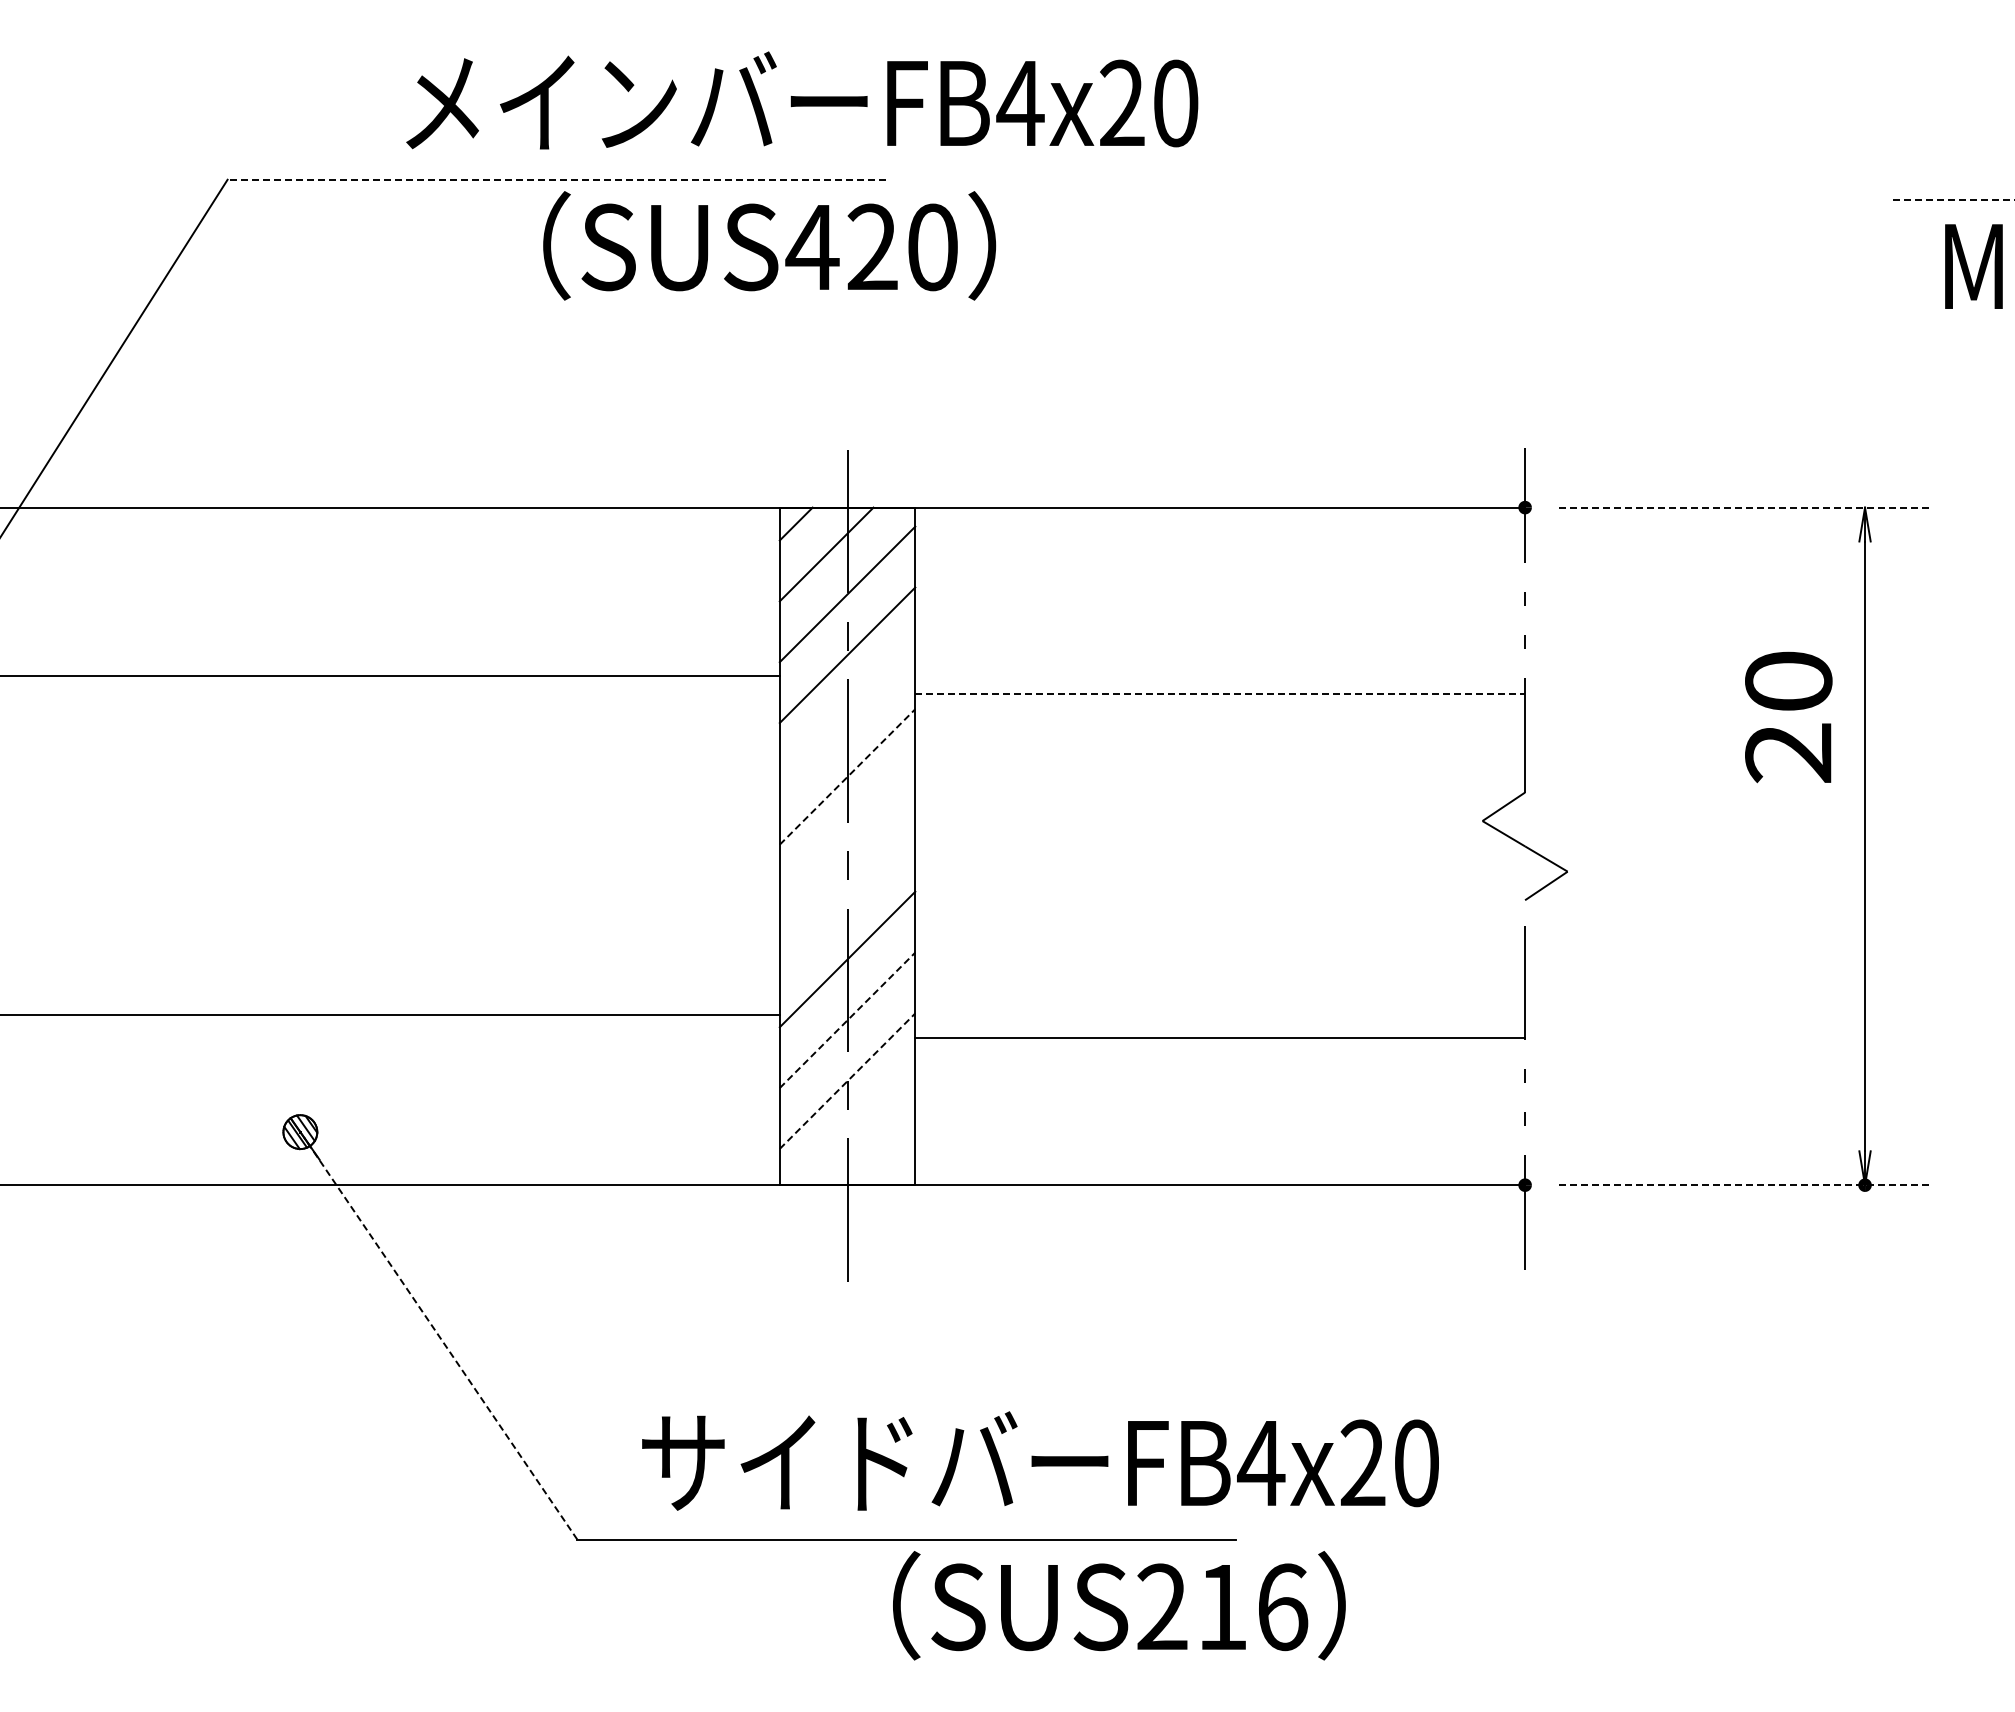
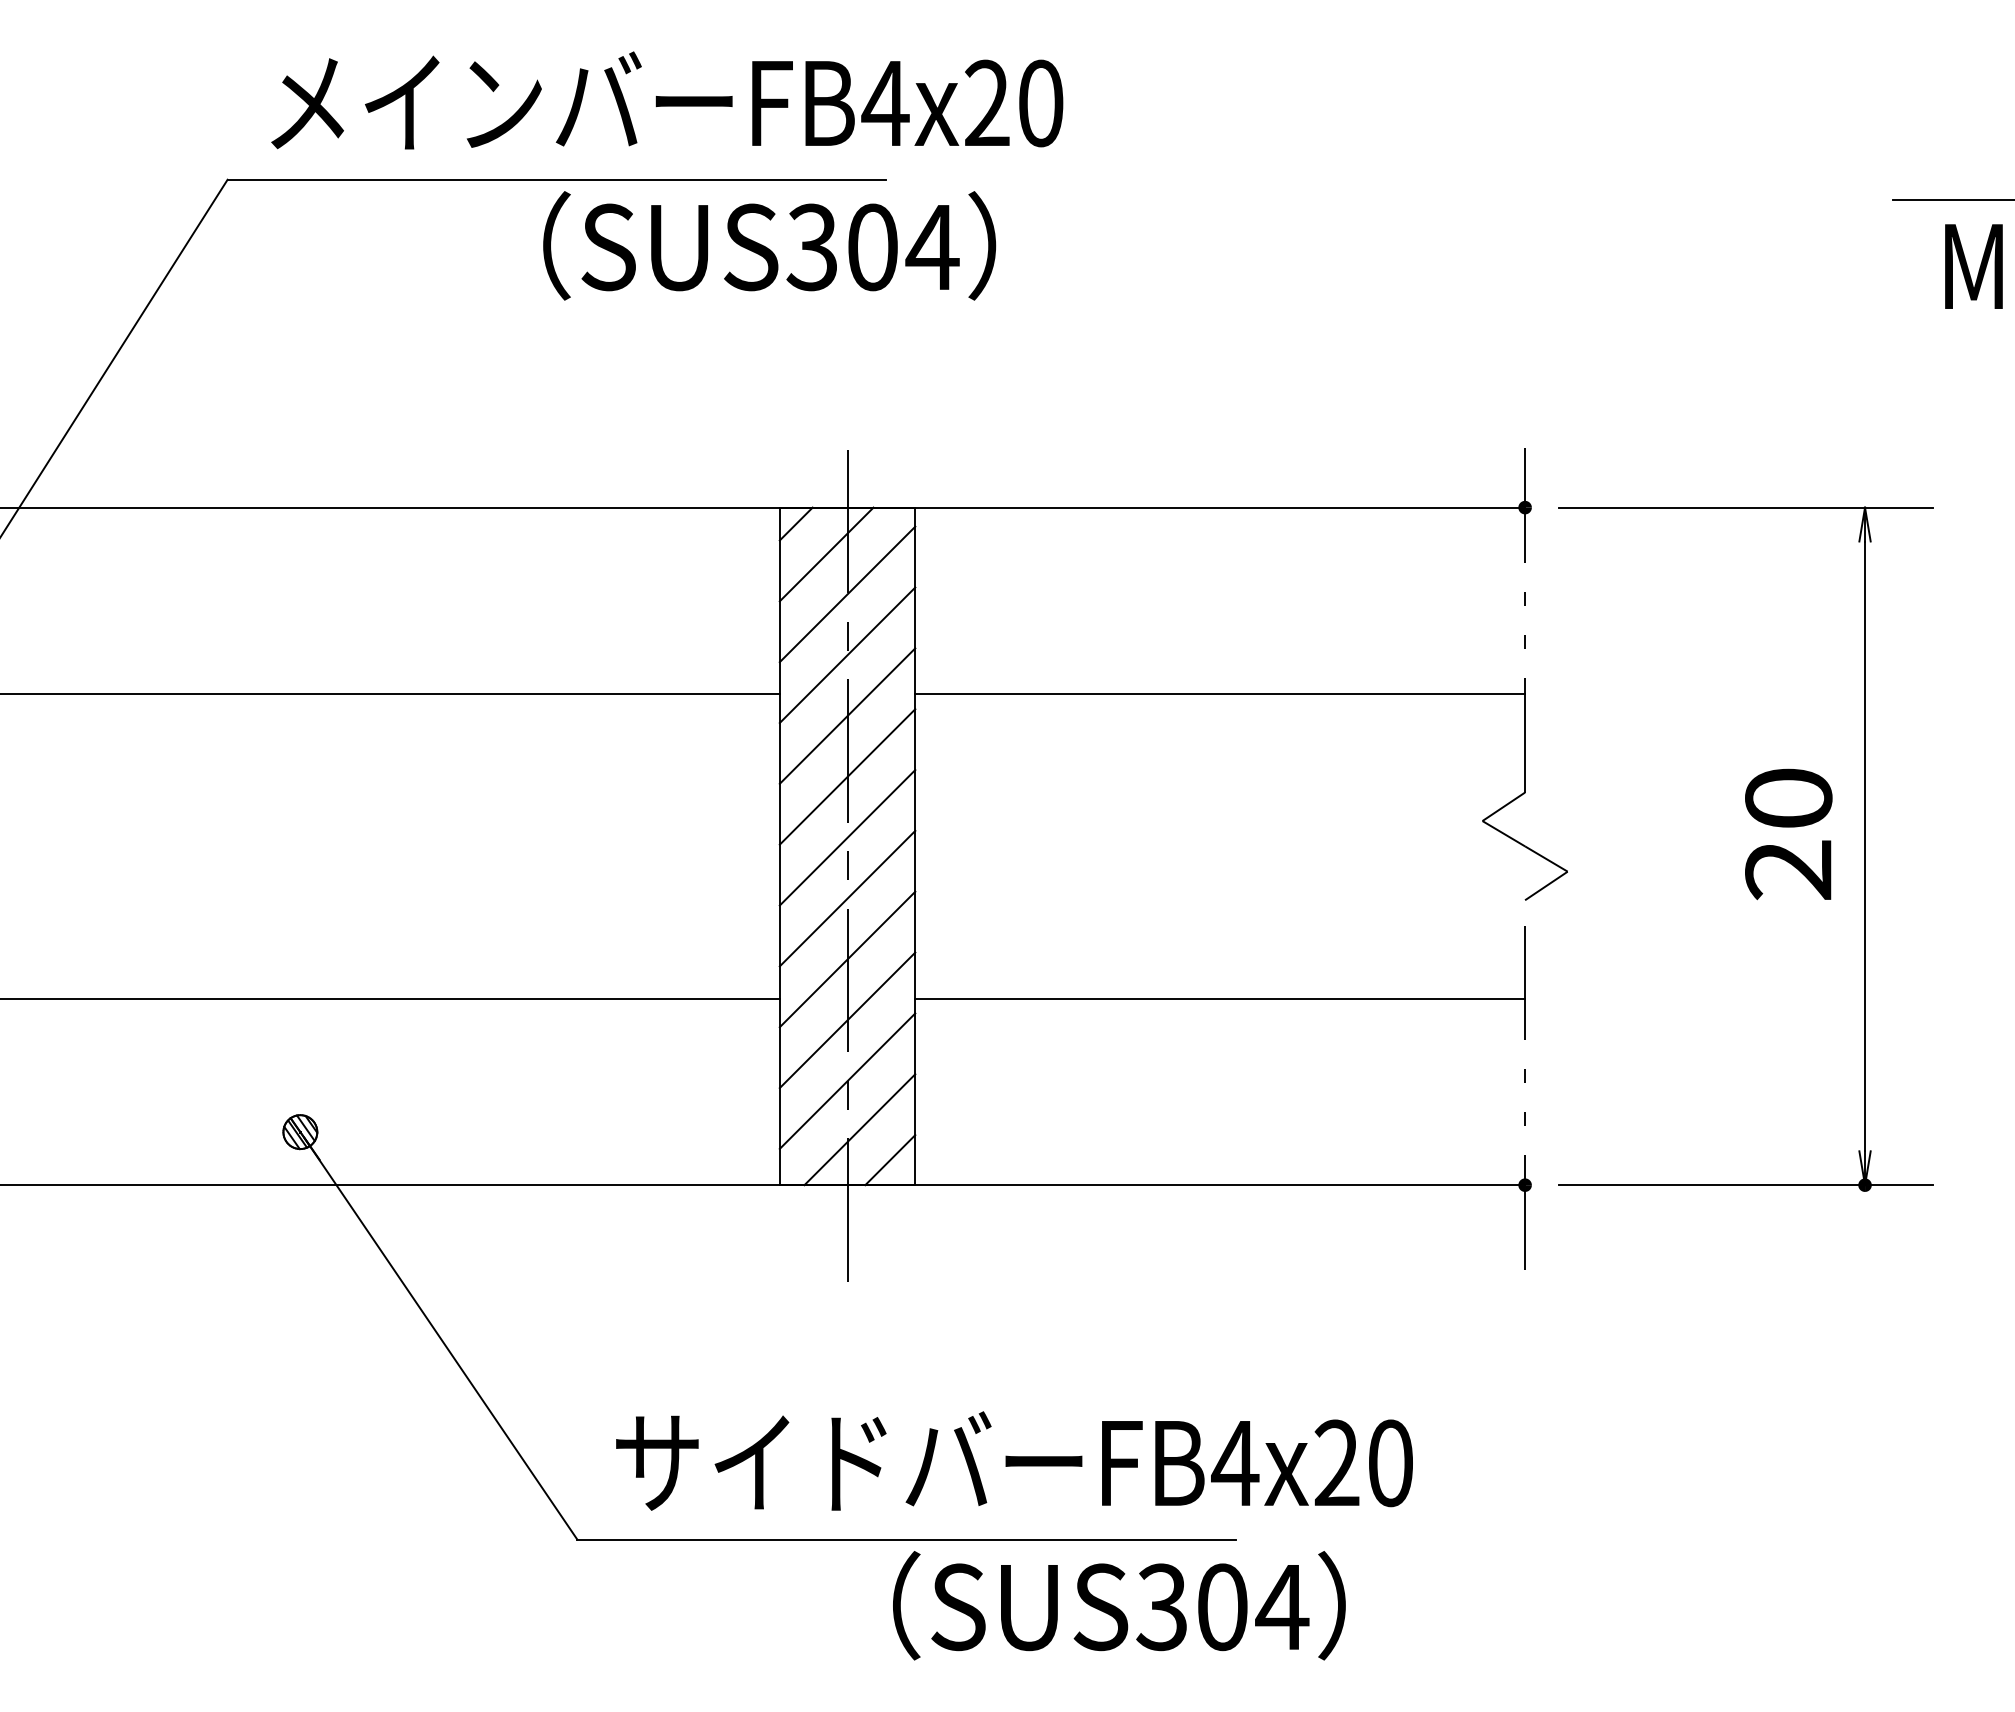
text position: (802, 100) -> (667, 100) (667, 100)
line: dashed -> solid (556, 179)
line: dashed -> solid (1954, 200)
text: SUS420 -> SUS304 (872, 247)
line: dashed -> solid (1745, 507)
line position: (390, 675) -> (390, 693) (390, 693)
line: dashed -> solid (1220, 693)
line: none -> present (847, 715)
text position: (1788, 717) -> (1788, 834) (1788, 834)
line: dashed -> solid (847, 776)
line: none -> present (847, 837)
line: none -> present (847, 898)
line position: (390, 1014) -> (390, 998) (390, 998)
line: dashed -> solid (847, 1020)
line position: (1220, 1037) -> (1220, 998) (1220, 998)
line: dashed -> solid (847, 1081)
line: none -> present (859, 1129)
line: none -> present (890, 1160)
line: dashed -> solid (1745, 1185)
line: dashed -> solid (440, 1338)
text position: (1040, 1460) -> (1014, 1460) (1014, 1460)
text: SUS216 -> SUS304 (1222, 1607)
